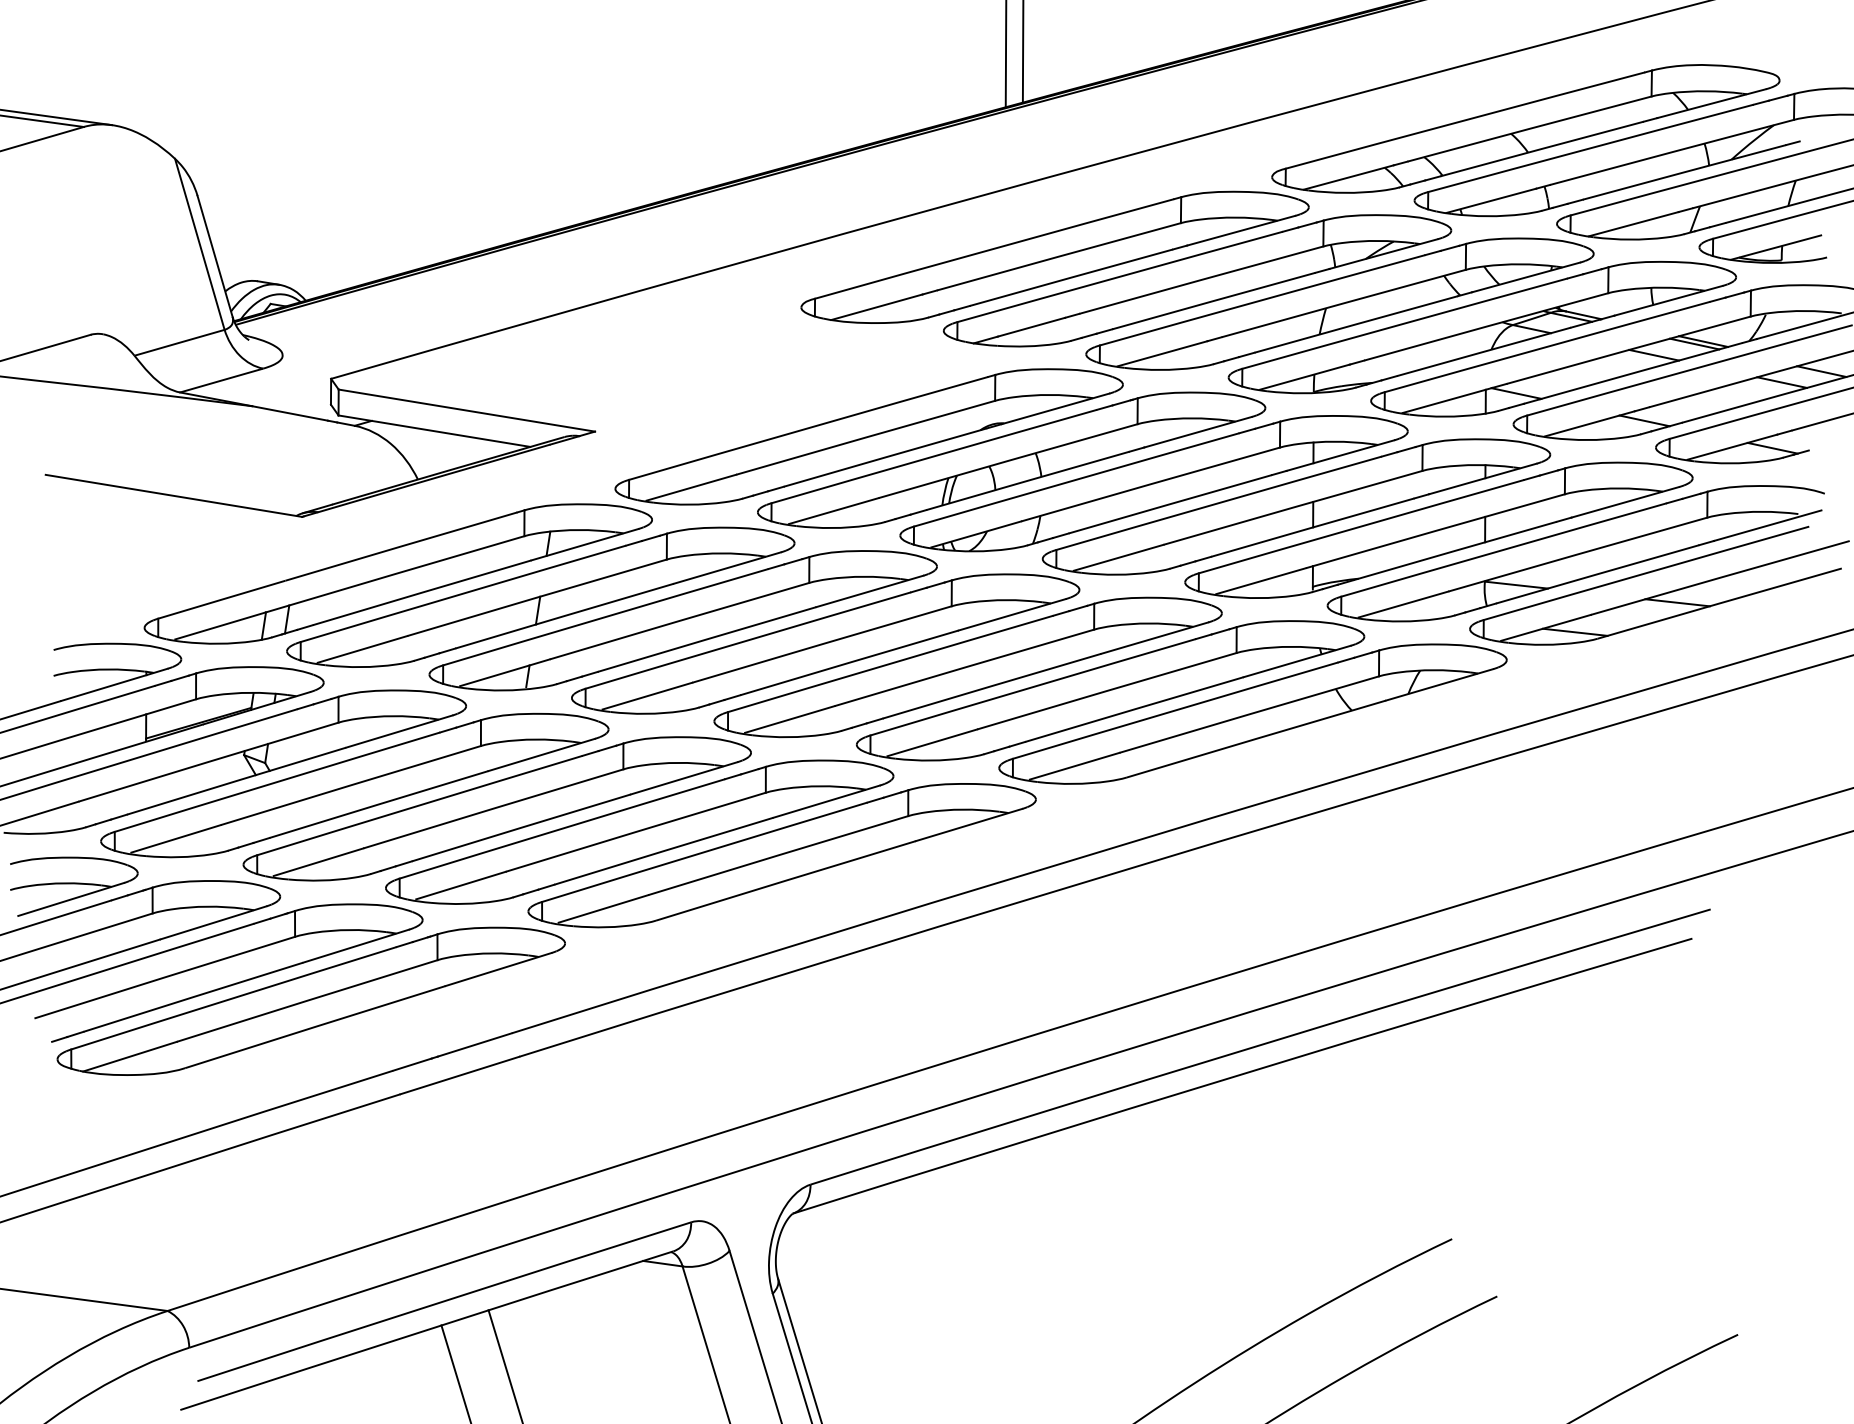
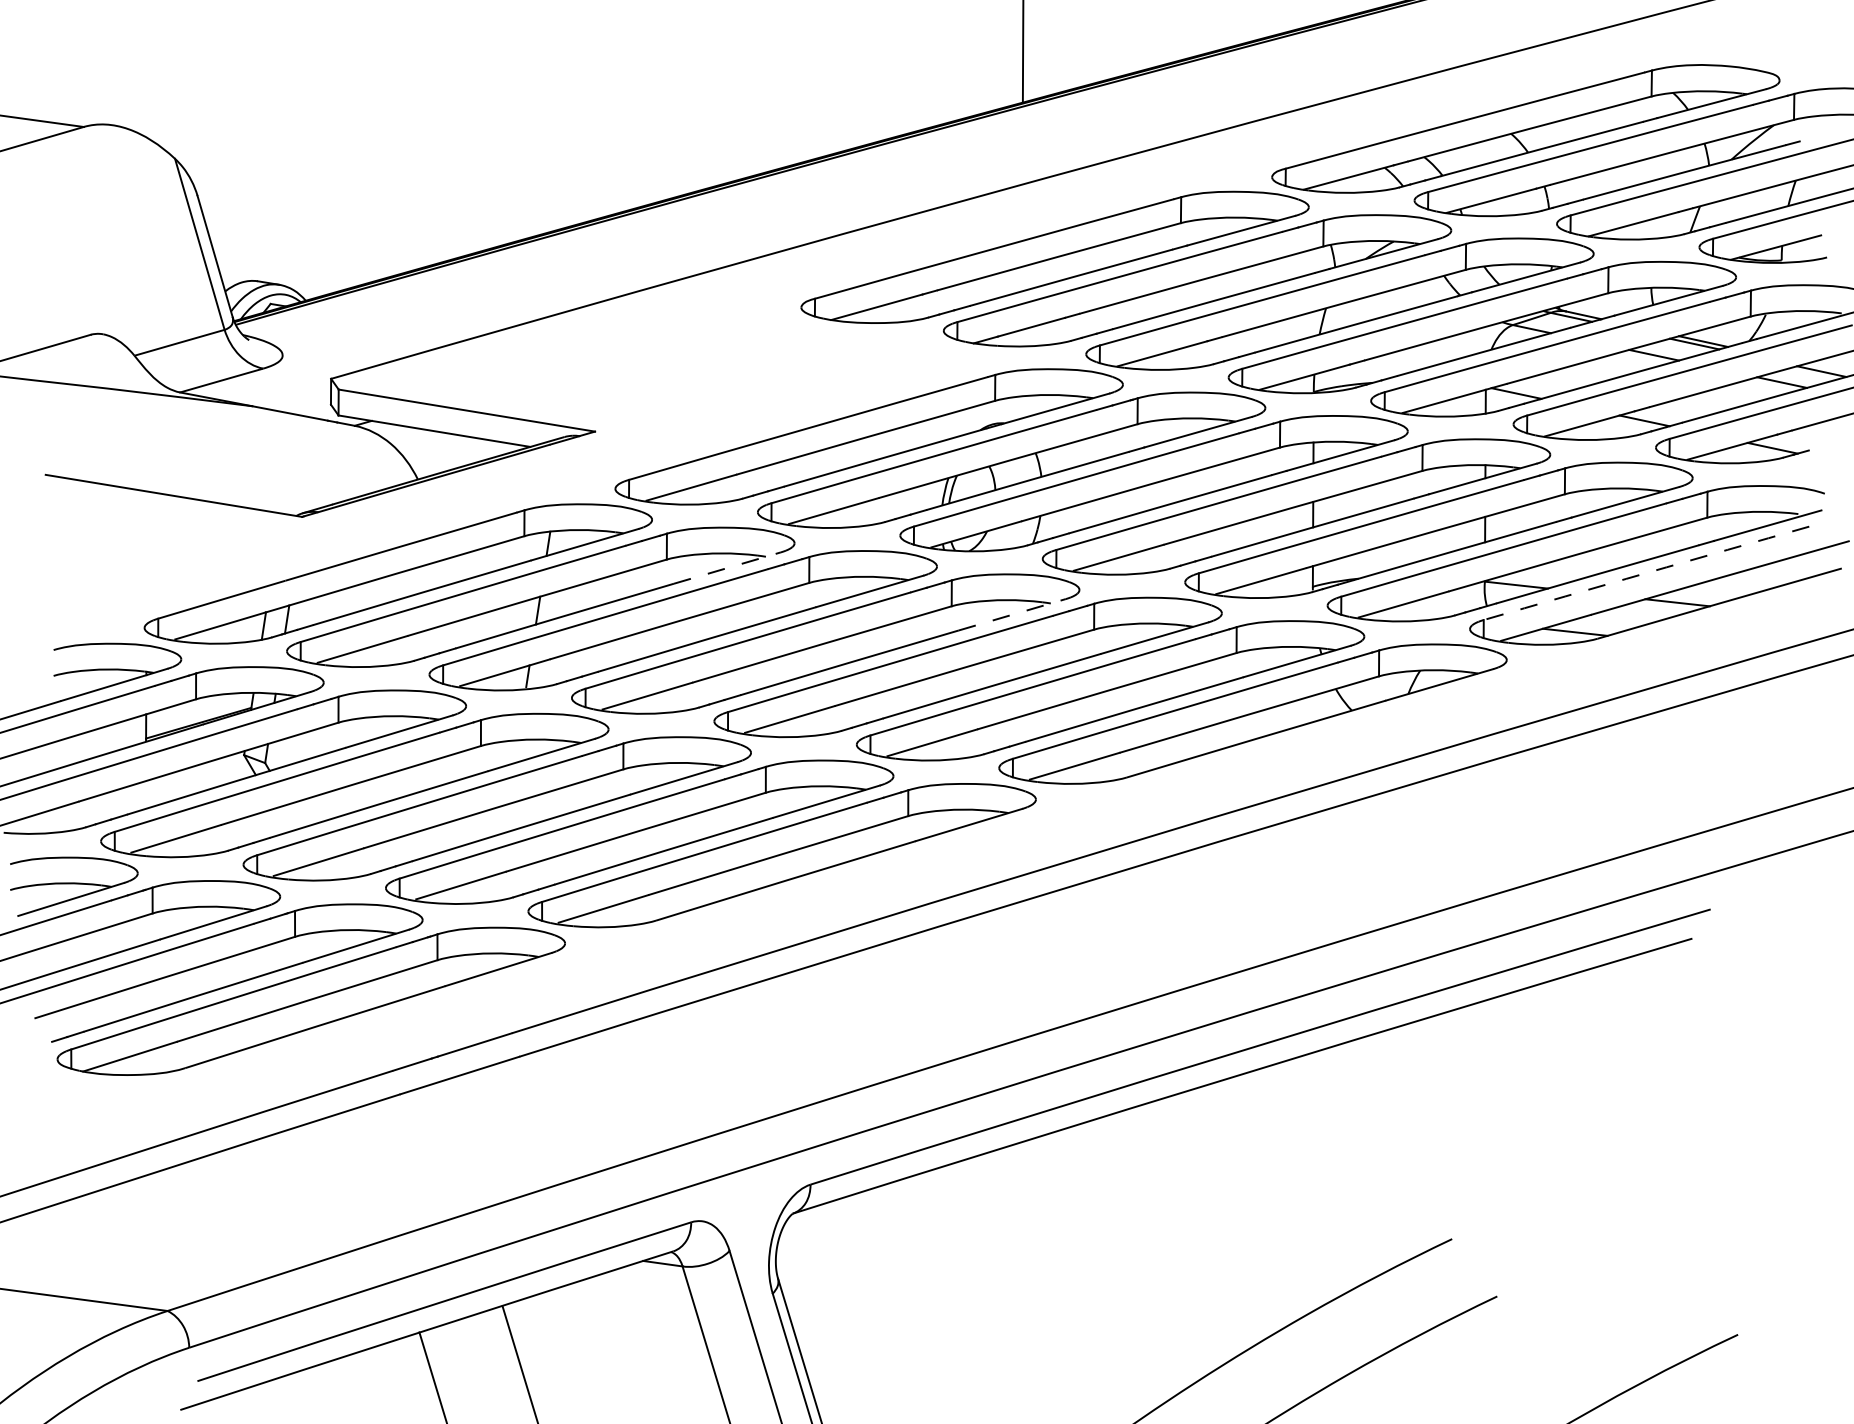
line: present -> none (1005, 54)
line: present -> none (57, 117)
line: solid -> dashed (727, 568)
arc: solid -> dashed (1646, 573)
line: solid -> dashed (1012, 614)
line position: (504, 1365) -> (519, 1363) (519, 1363)
line position: (455, 1372) -> (432, 1376) (432, 1376)
